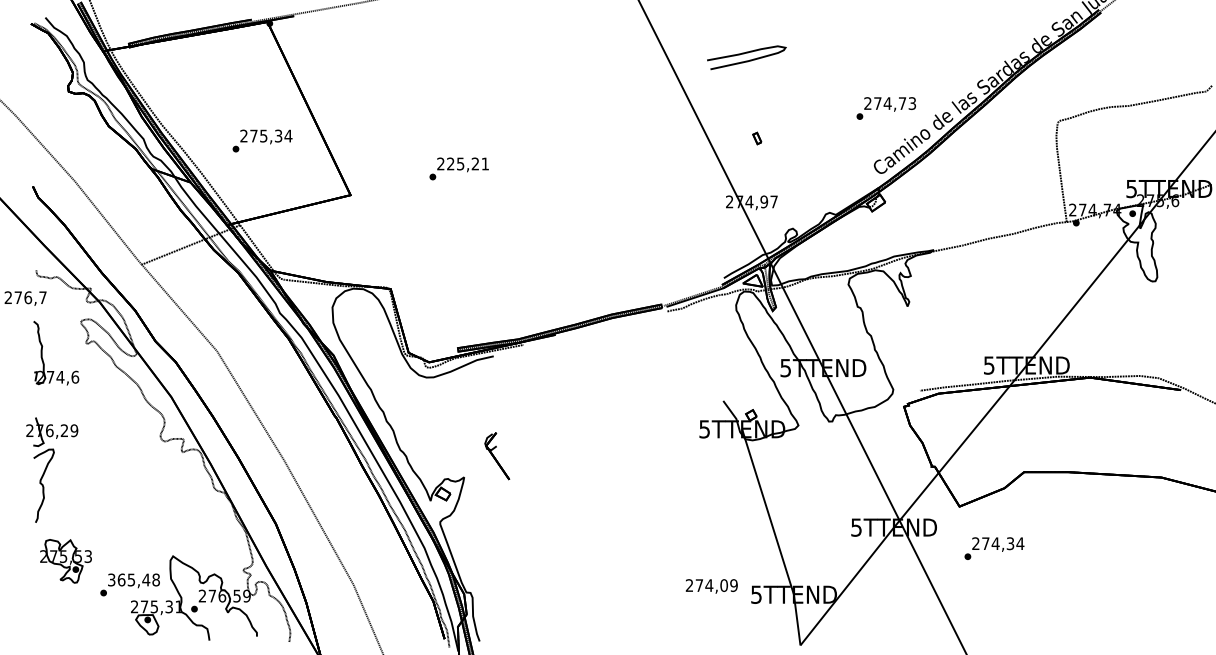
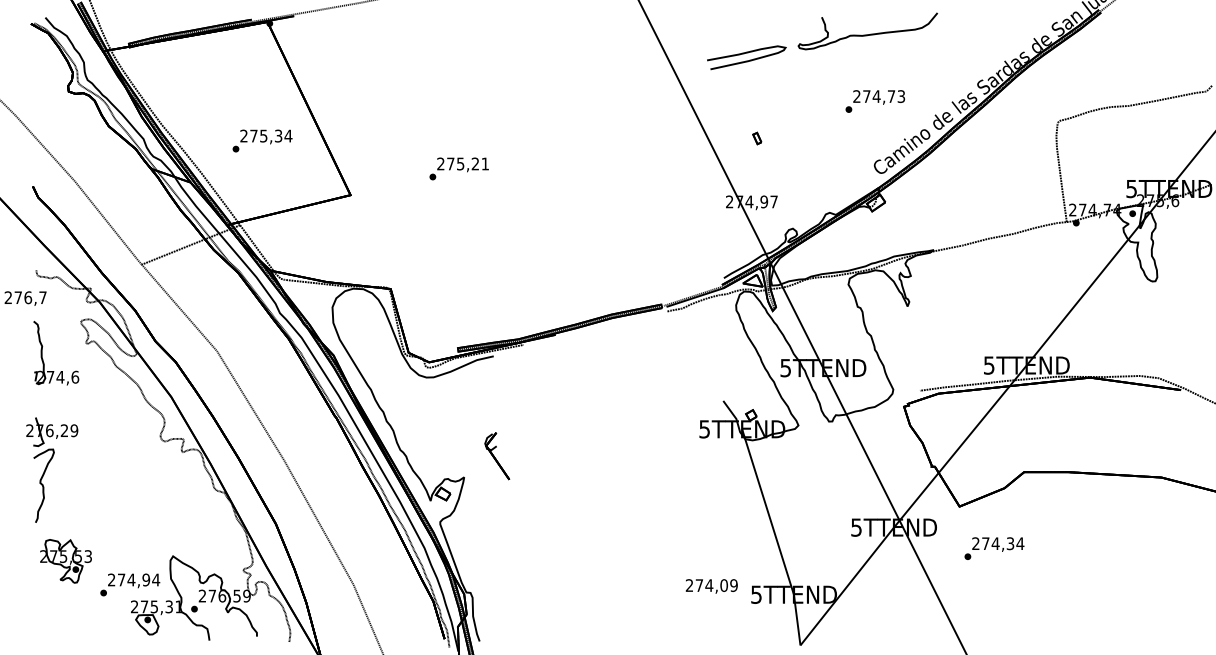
curve: none -> present (867, 34)
text position: (886, 108) -> (875, 101) (875, 101)
text: 225,21 -> 275,21 (450, 163)
text: 365,48 -> 274,94 (134, 579)
